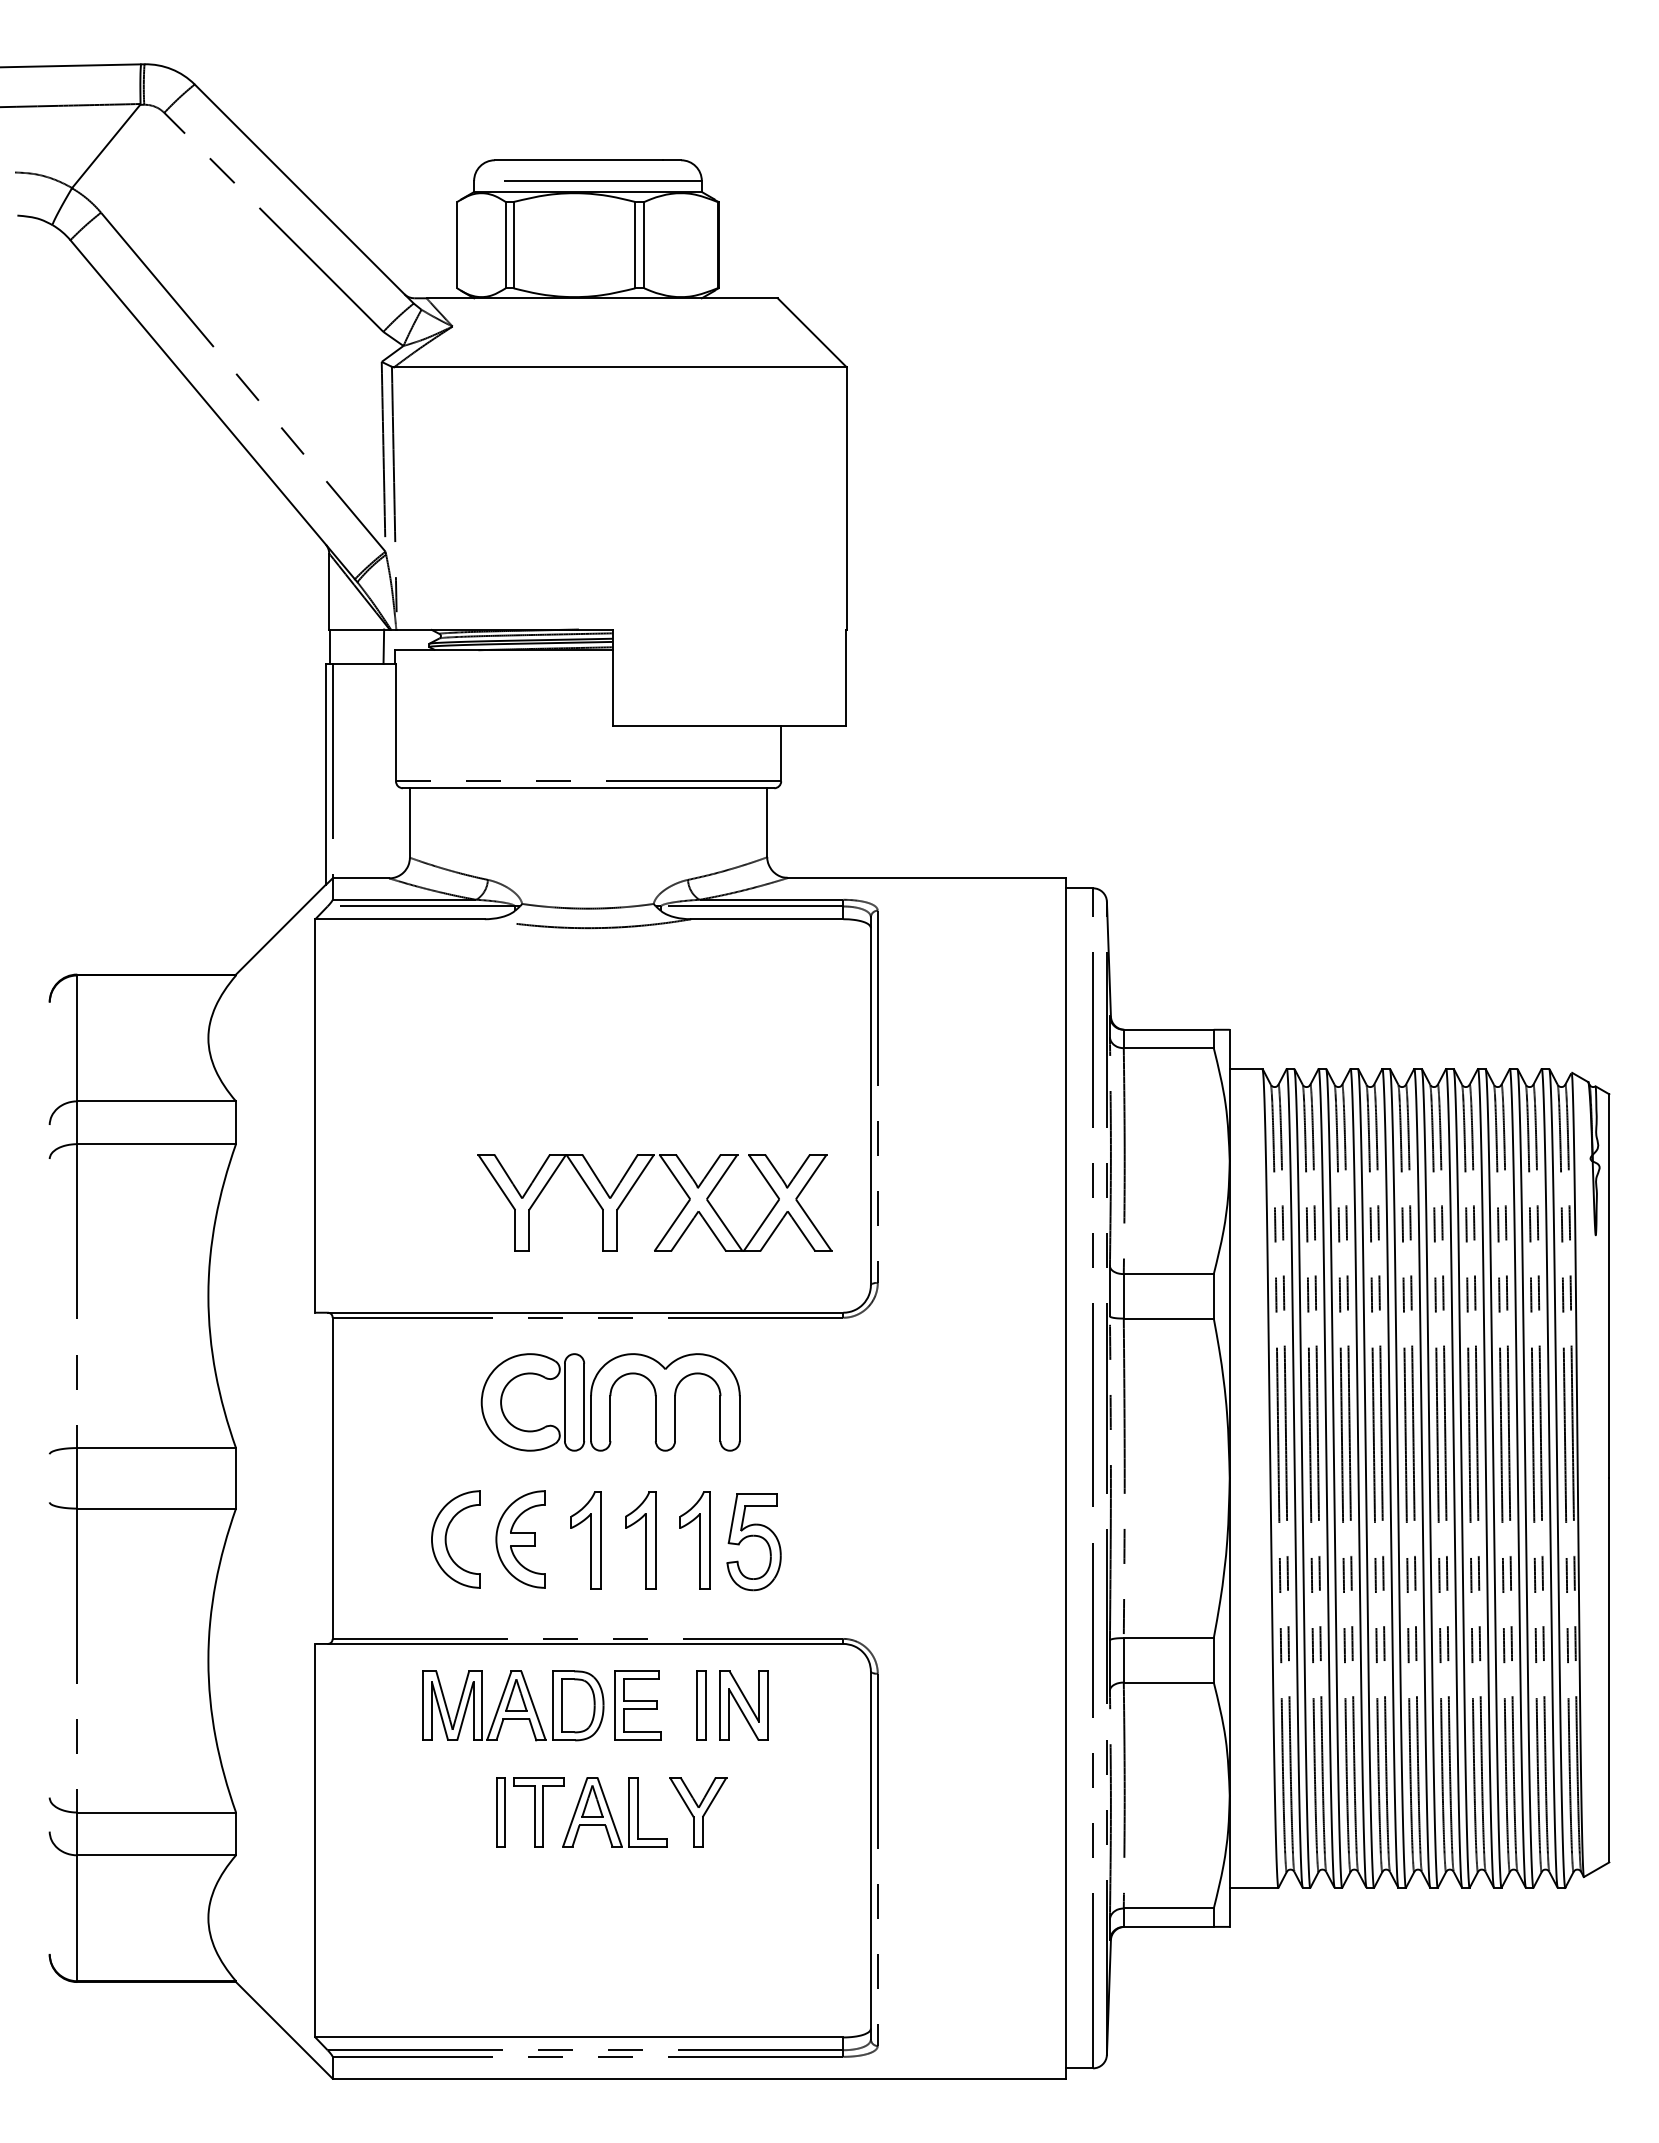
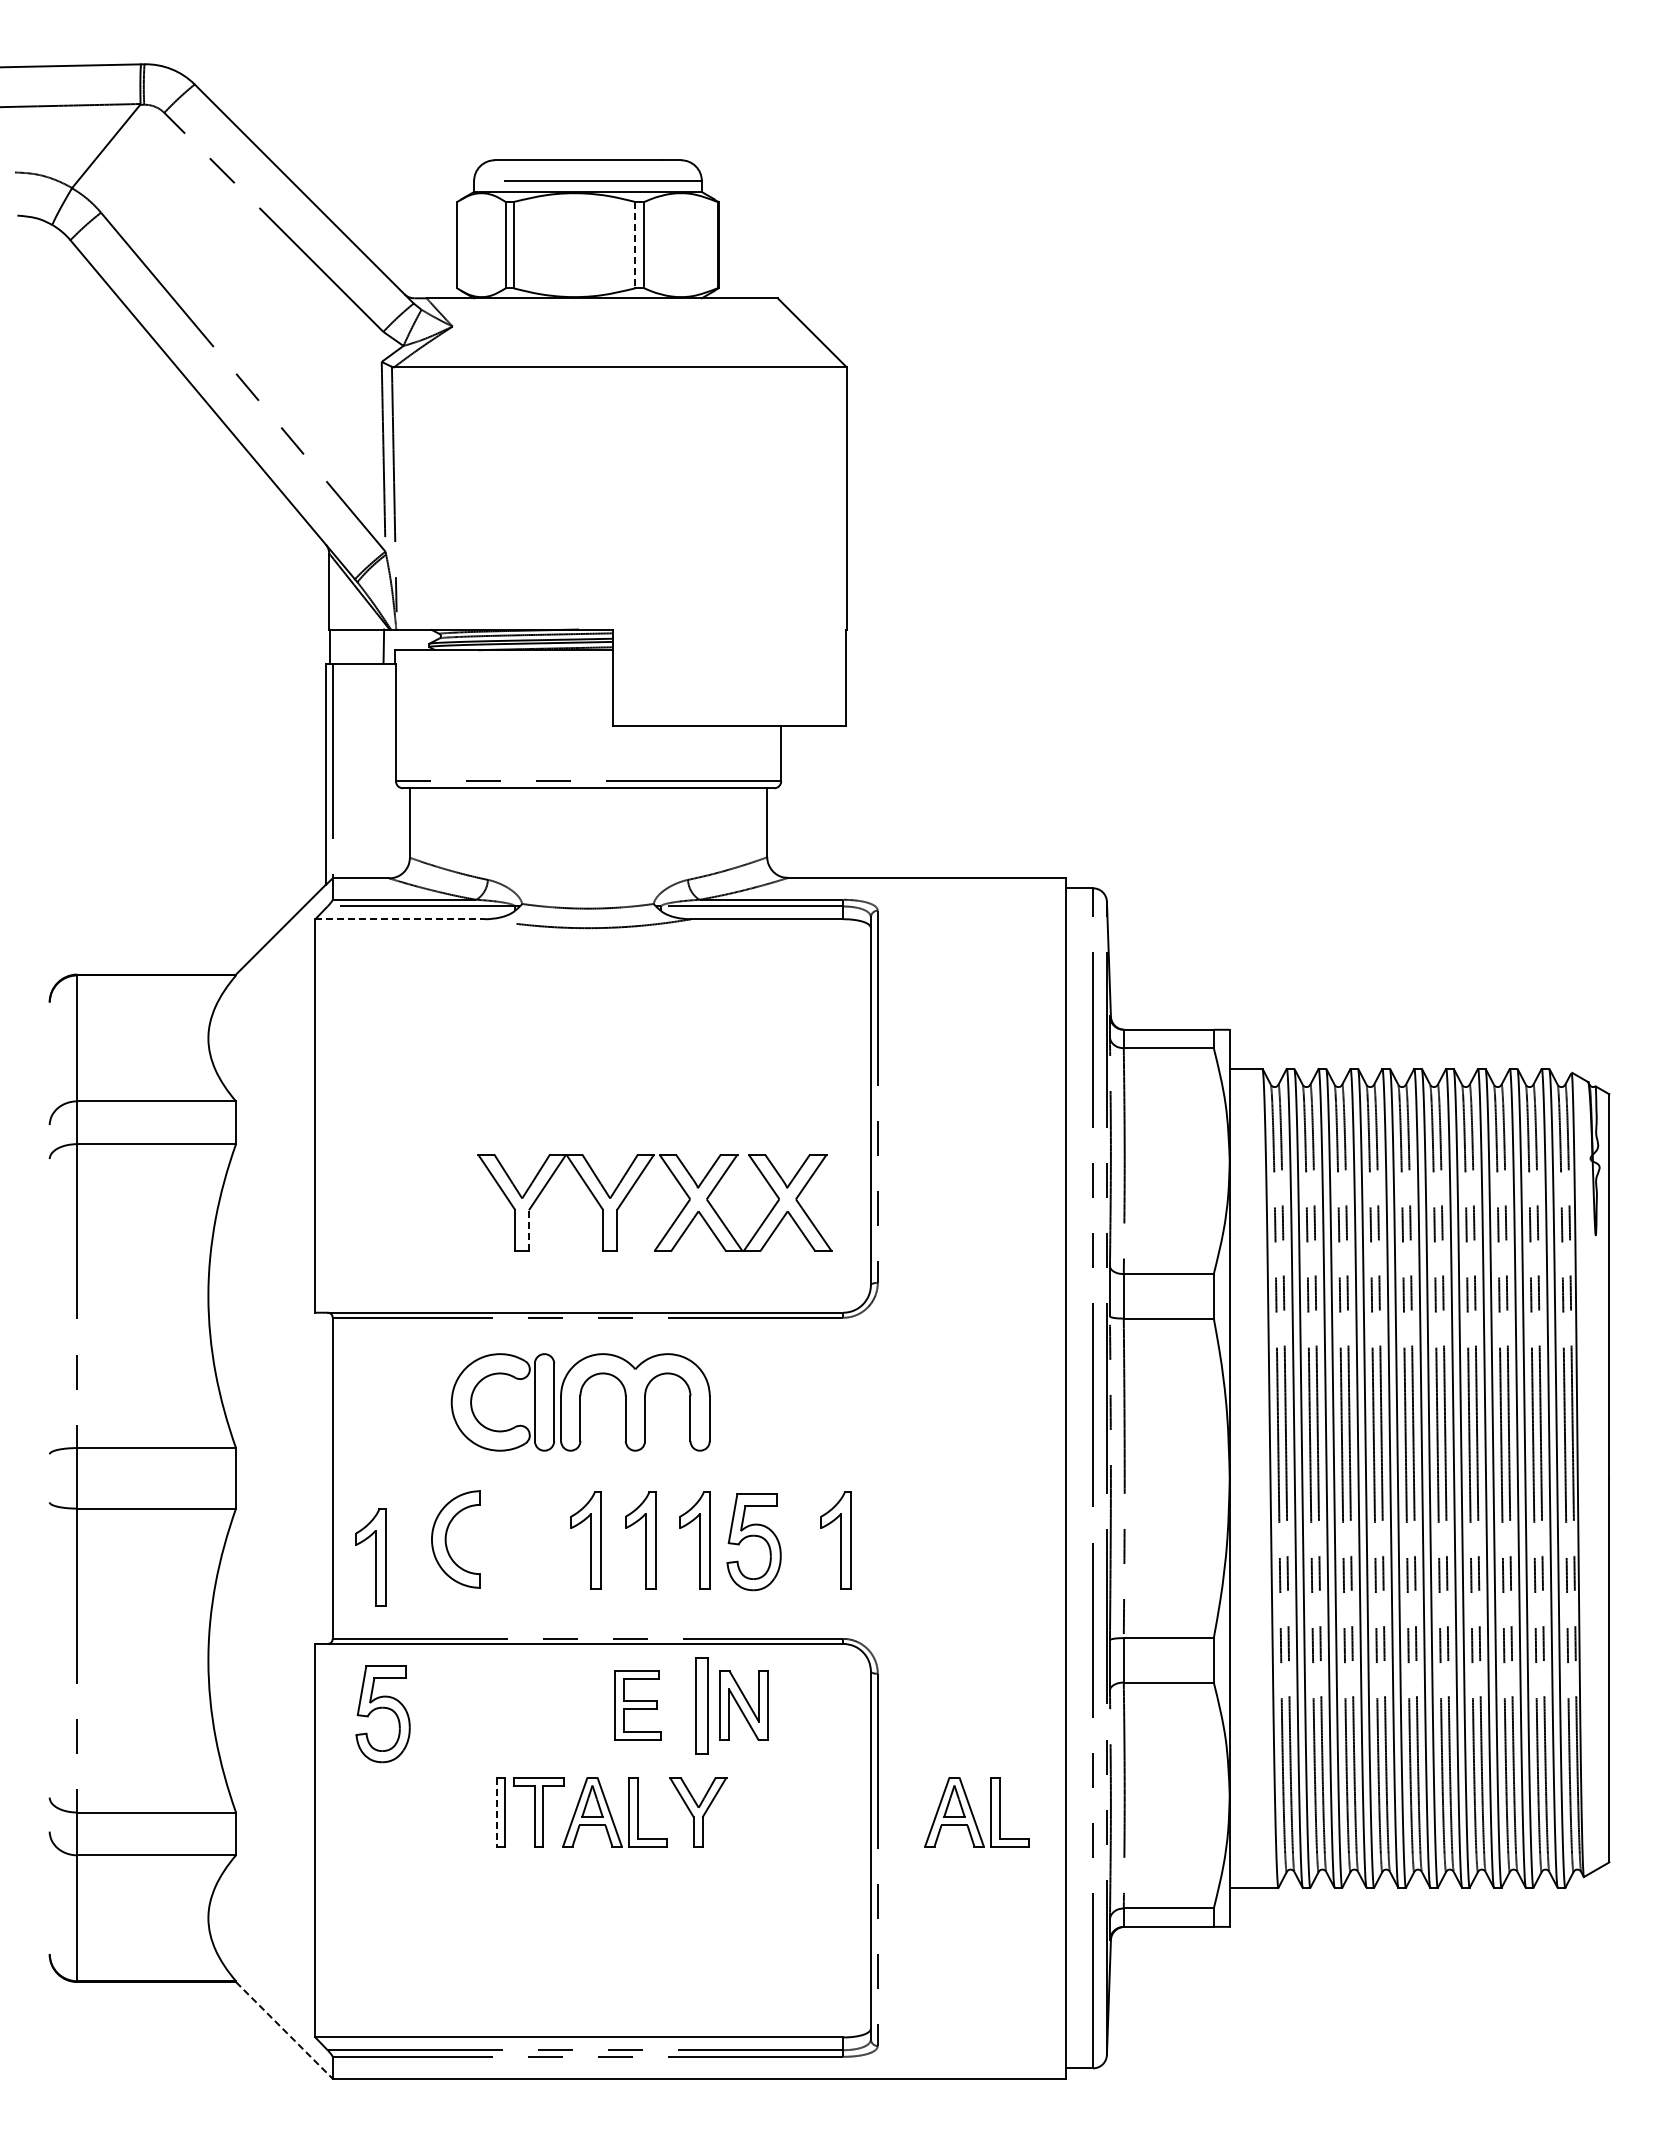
line: solid -> dashed (635, 245)
line: solid -> dashed (400, 919)
line: solid -> dashed (528, 1230)
part position: (610, 1402) -> (580, 1402) (580, 1402)
part: present -> none (520, 1539)
part: none -> present (835, 1540)
part: none -> present (370, 1557)
part: present -> none (513, 1705)
part size: 11x71 px -> 14x98 px (701, 1705)
part: none -> present (382, 1714)
line: solid -> dashed (496, 1812)
part: none -> present (976, 1812)
line: solid -> dashed (284, 2030)
